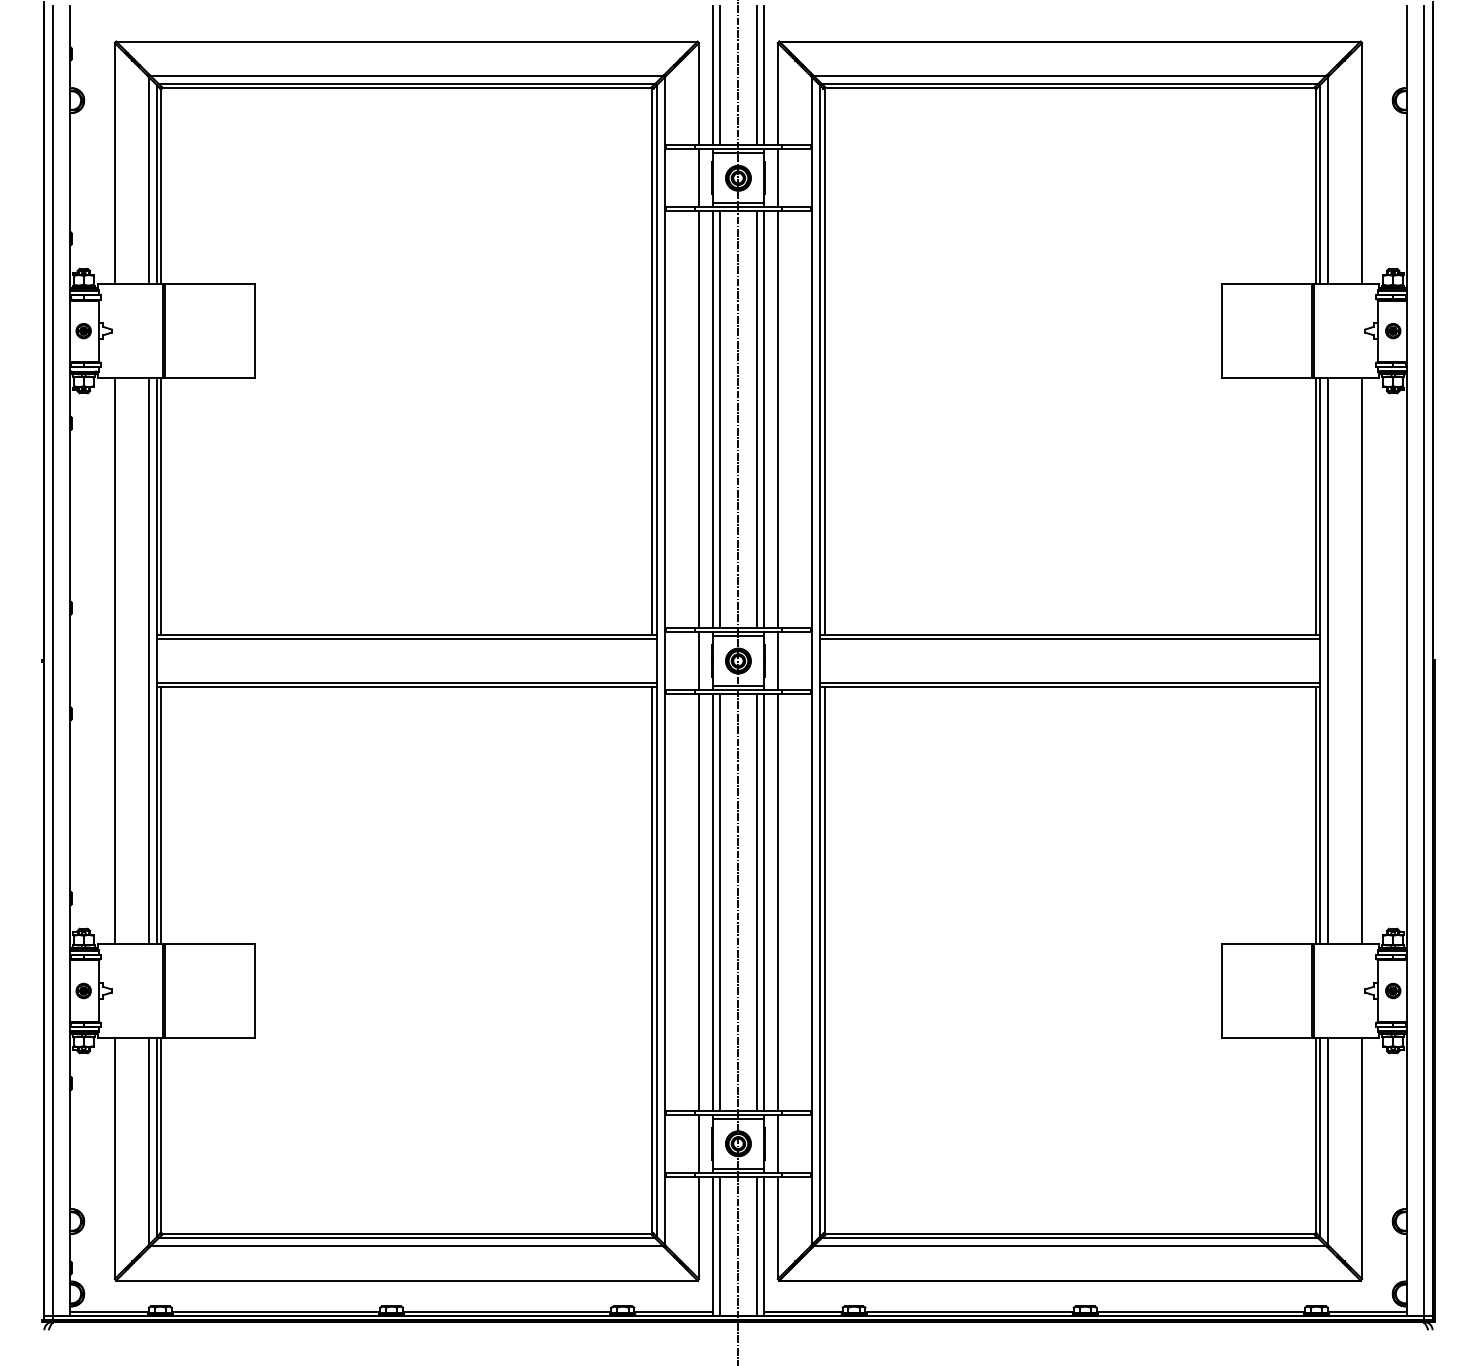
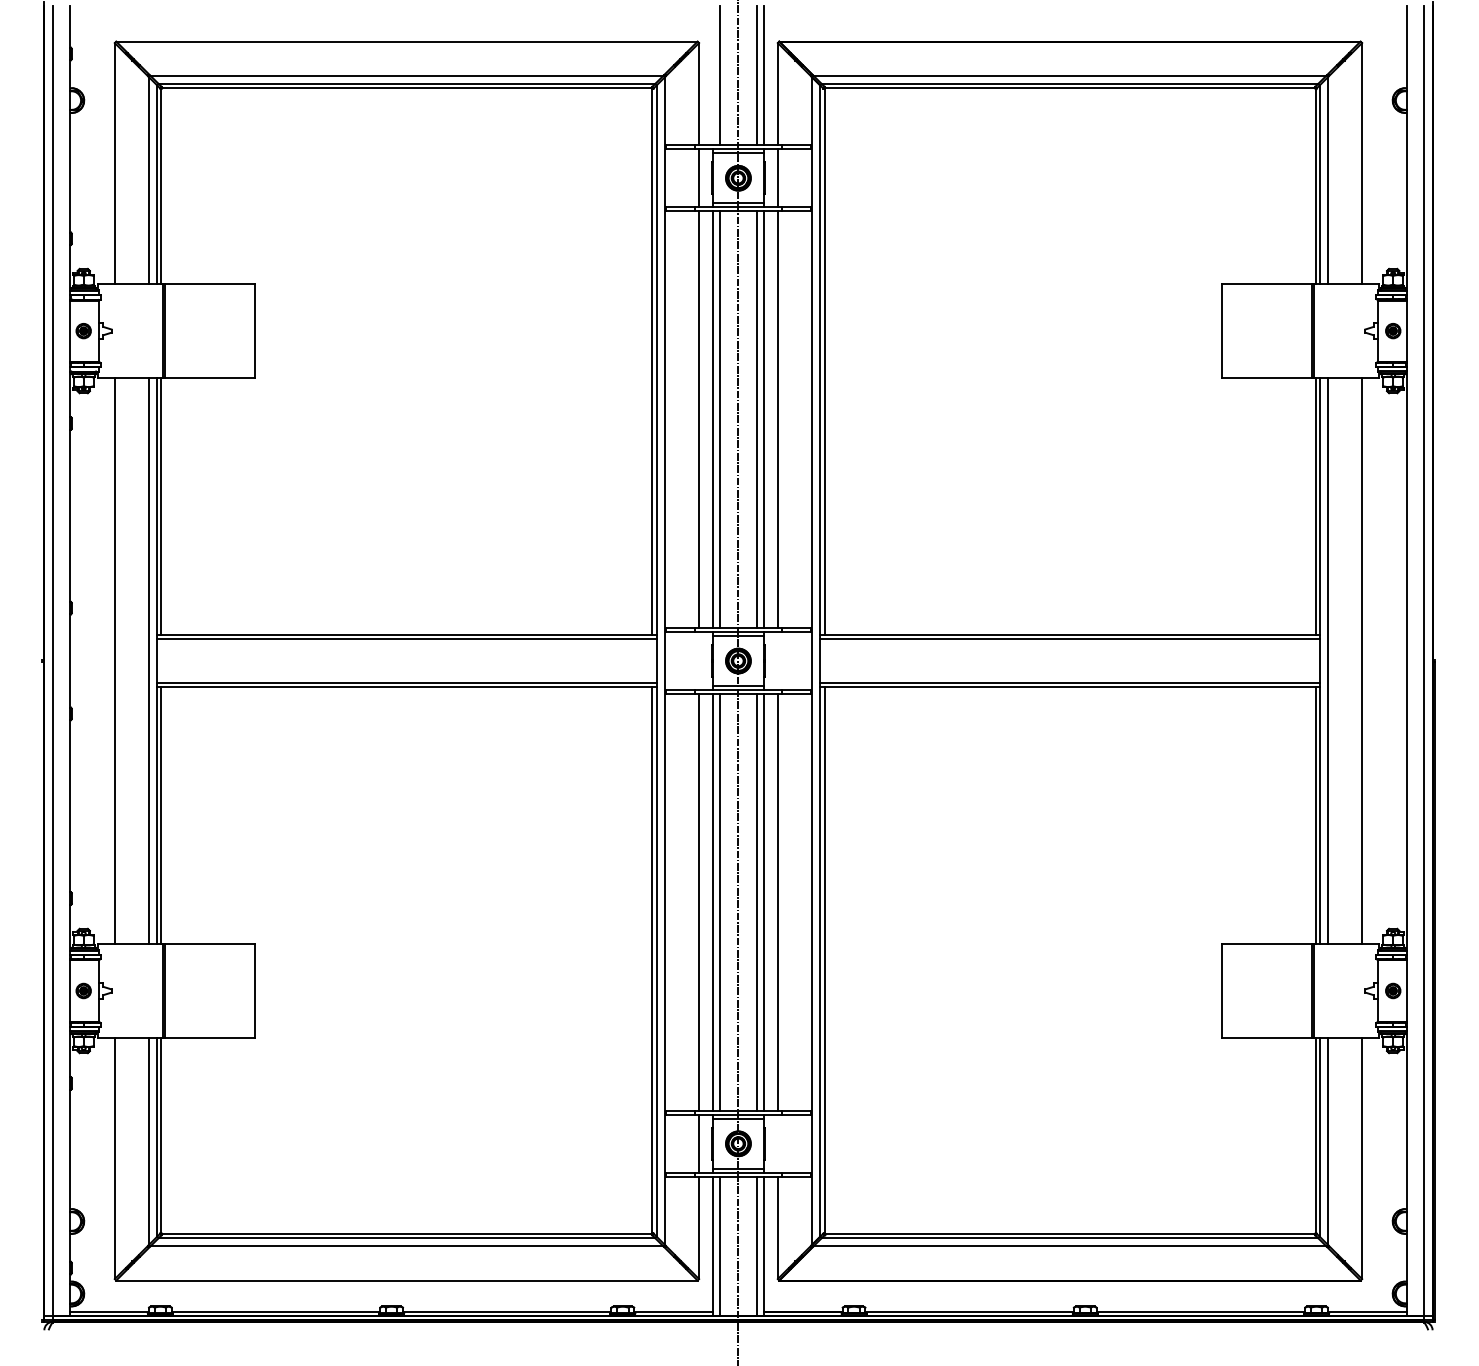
line: present -> none (712, 75)
line: present -> none (699, 661)
line: present -> none (777, 661)
line: present -> none (777, 1143)
